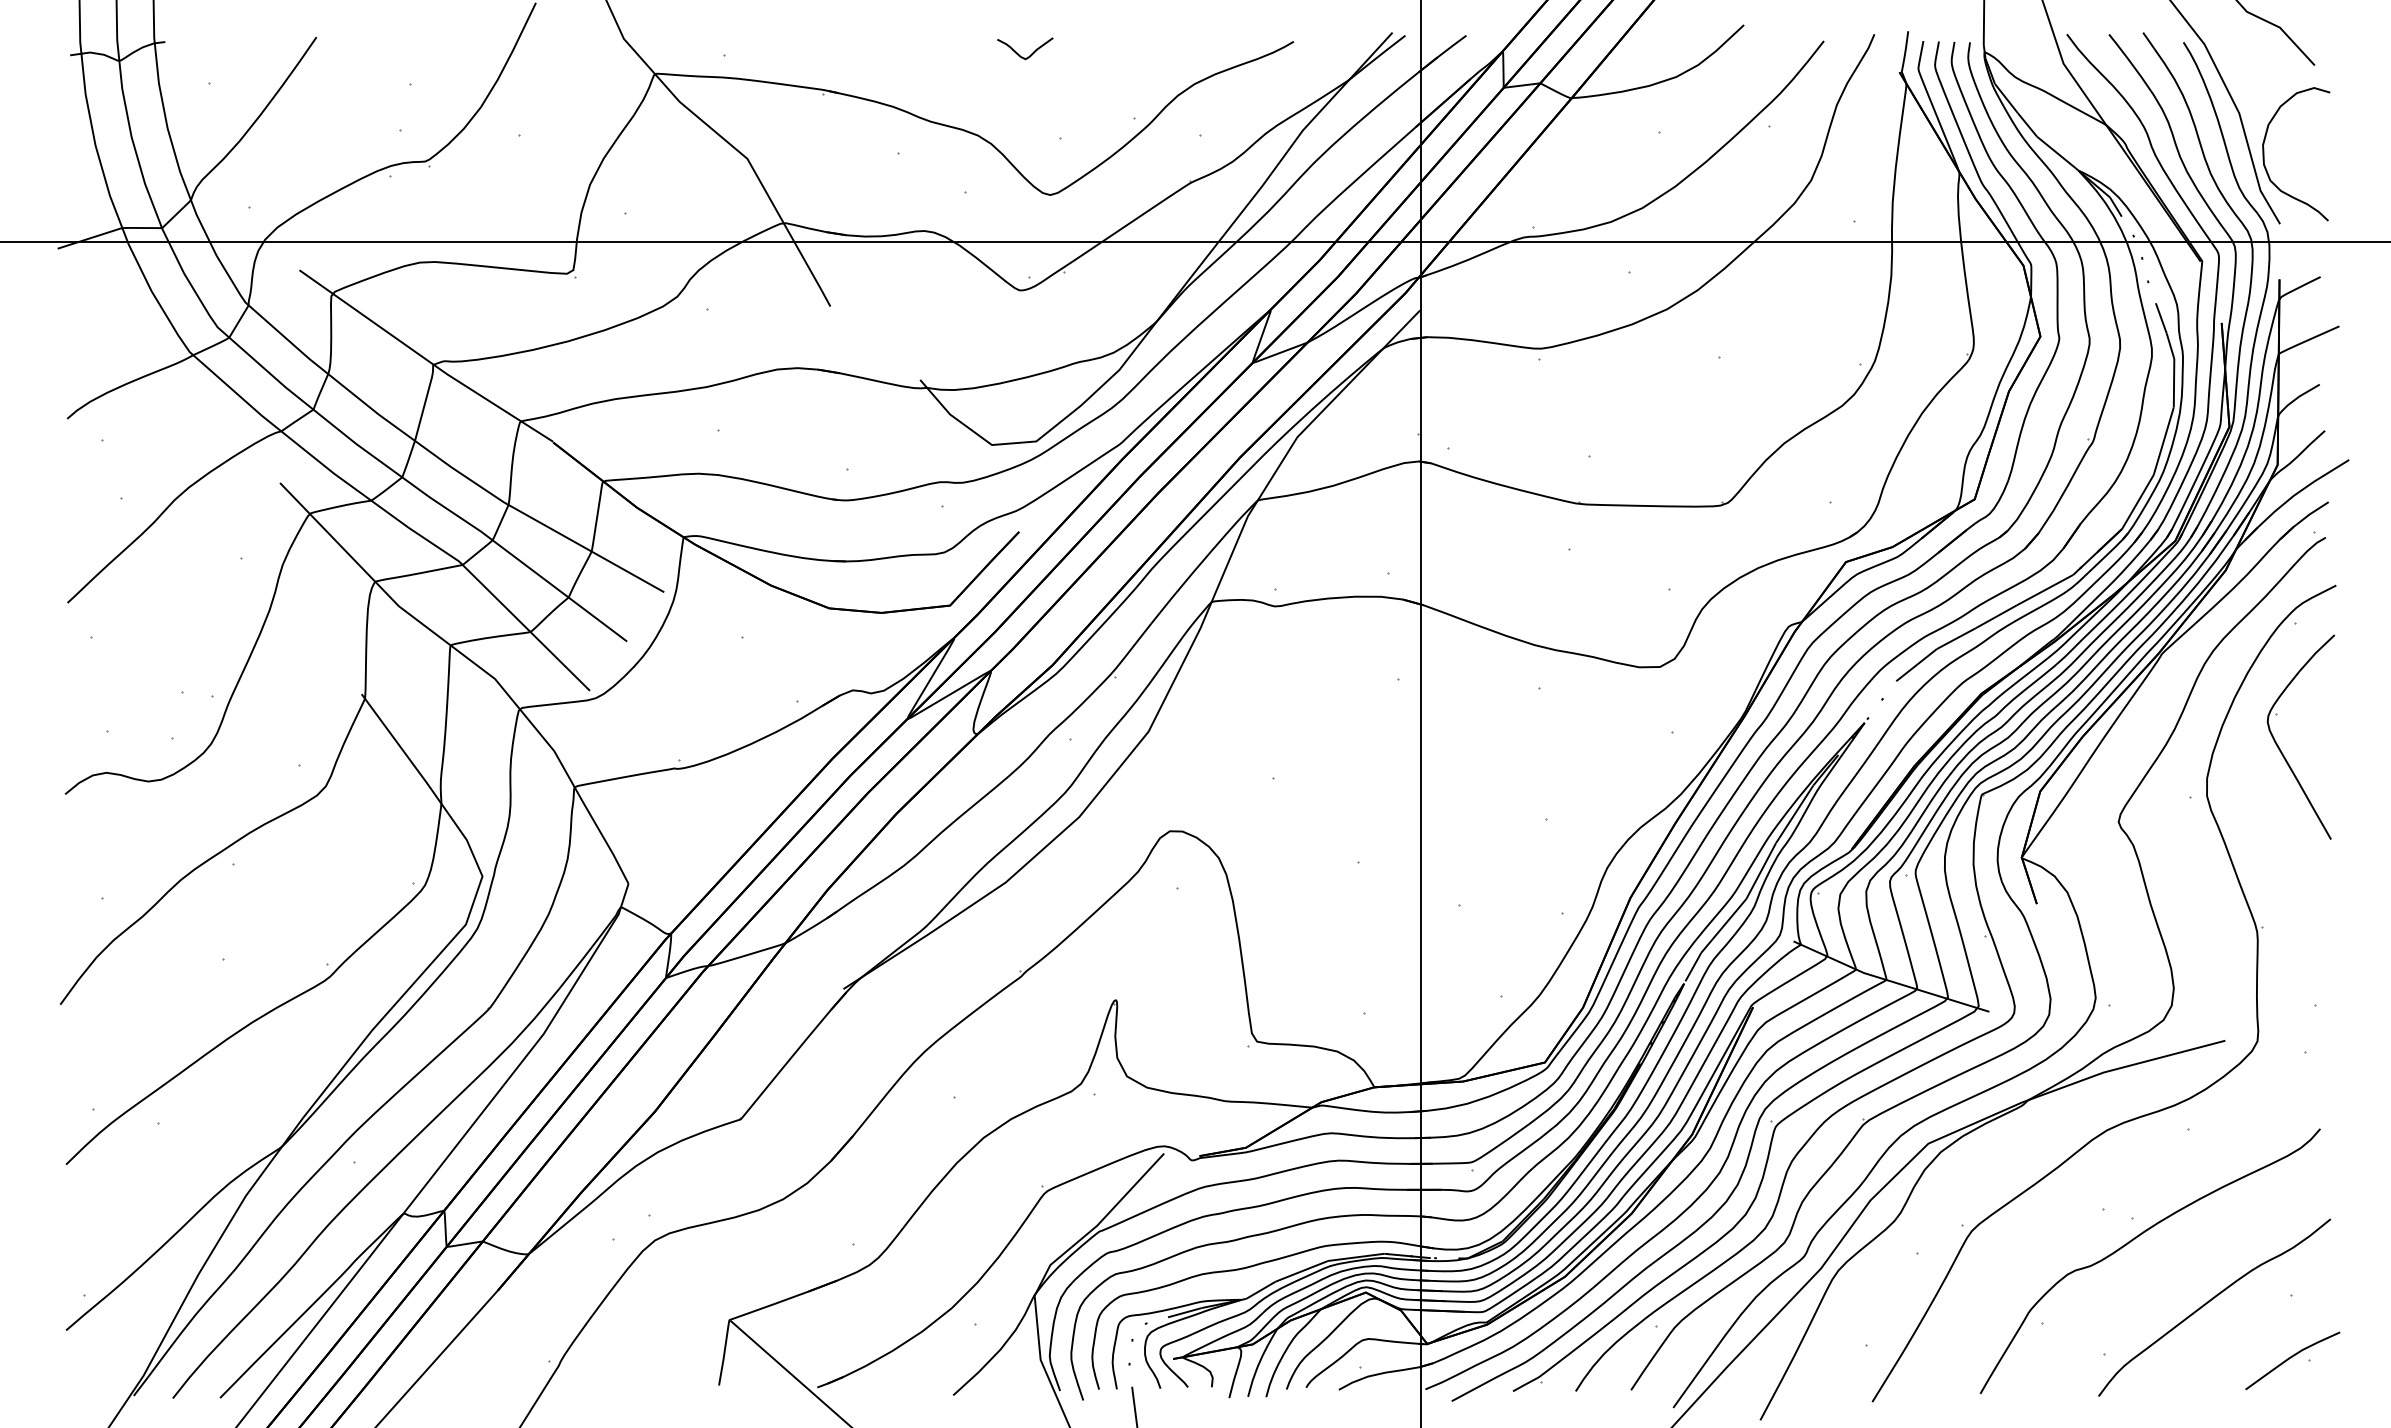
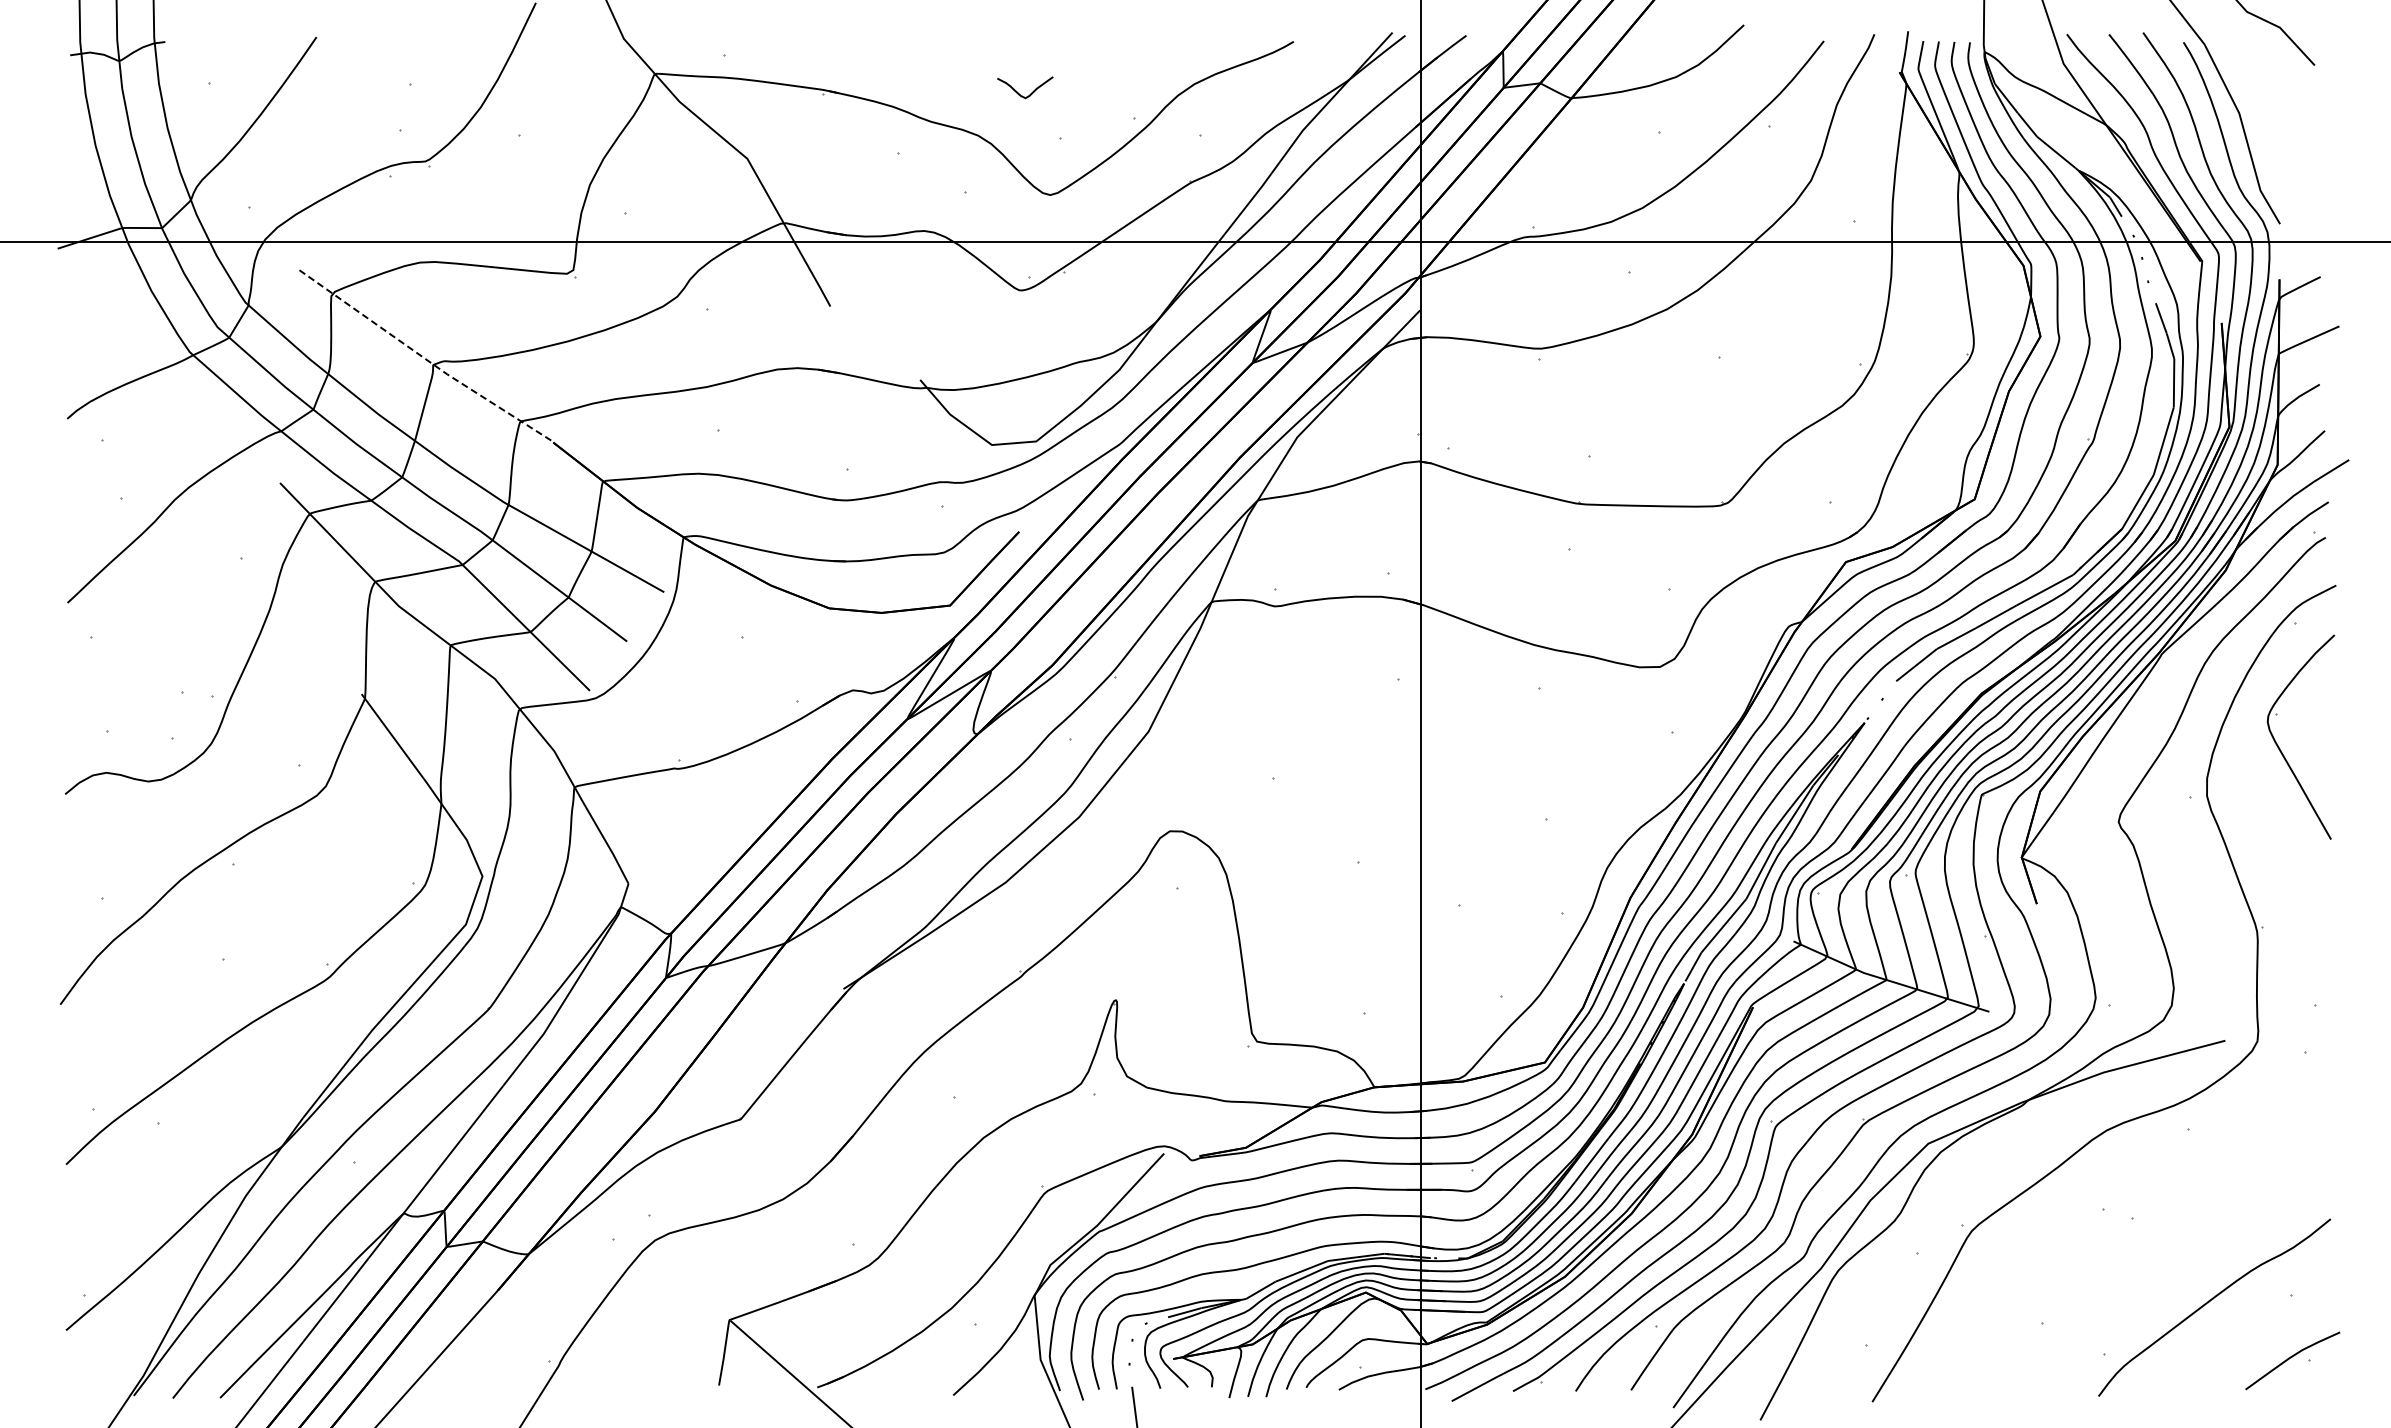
curve position: (1031, 53) -> (1031, 92) (1031, 92)
curve: present -> none (2264, 154)
line: solid -> dashed (425, 358)
curve: present -> none (2135, 1239)
